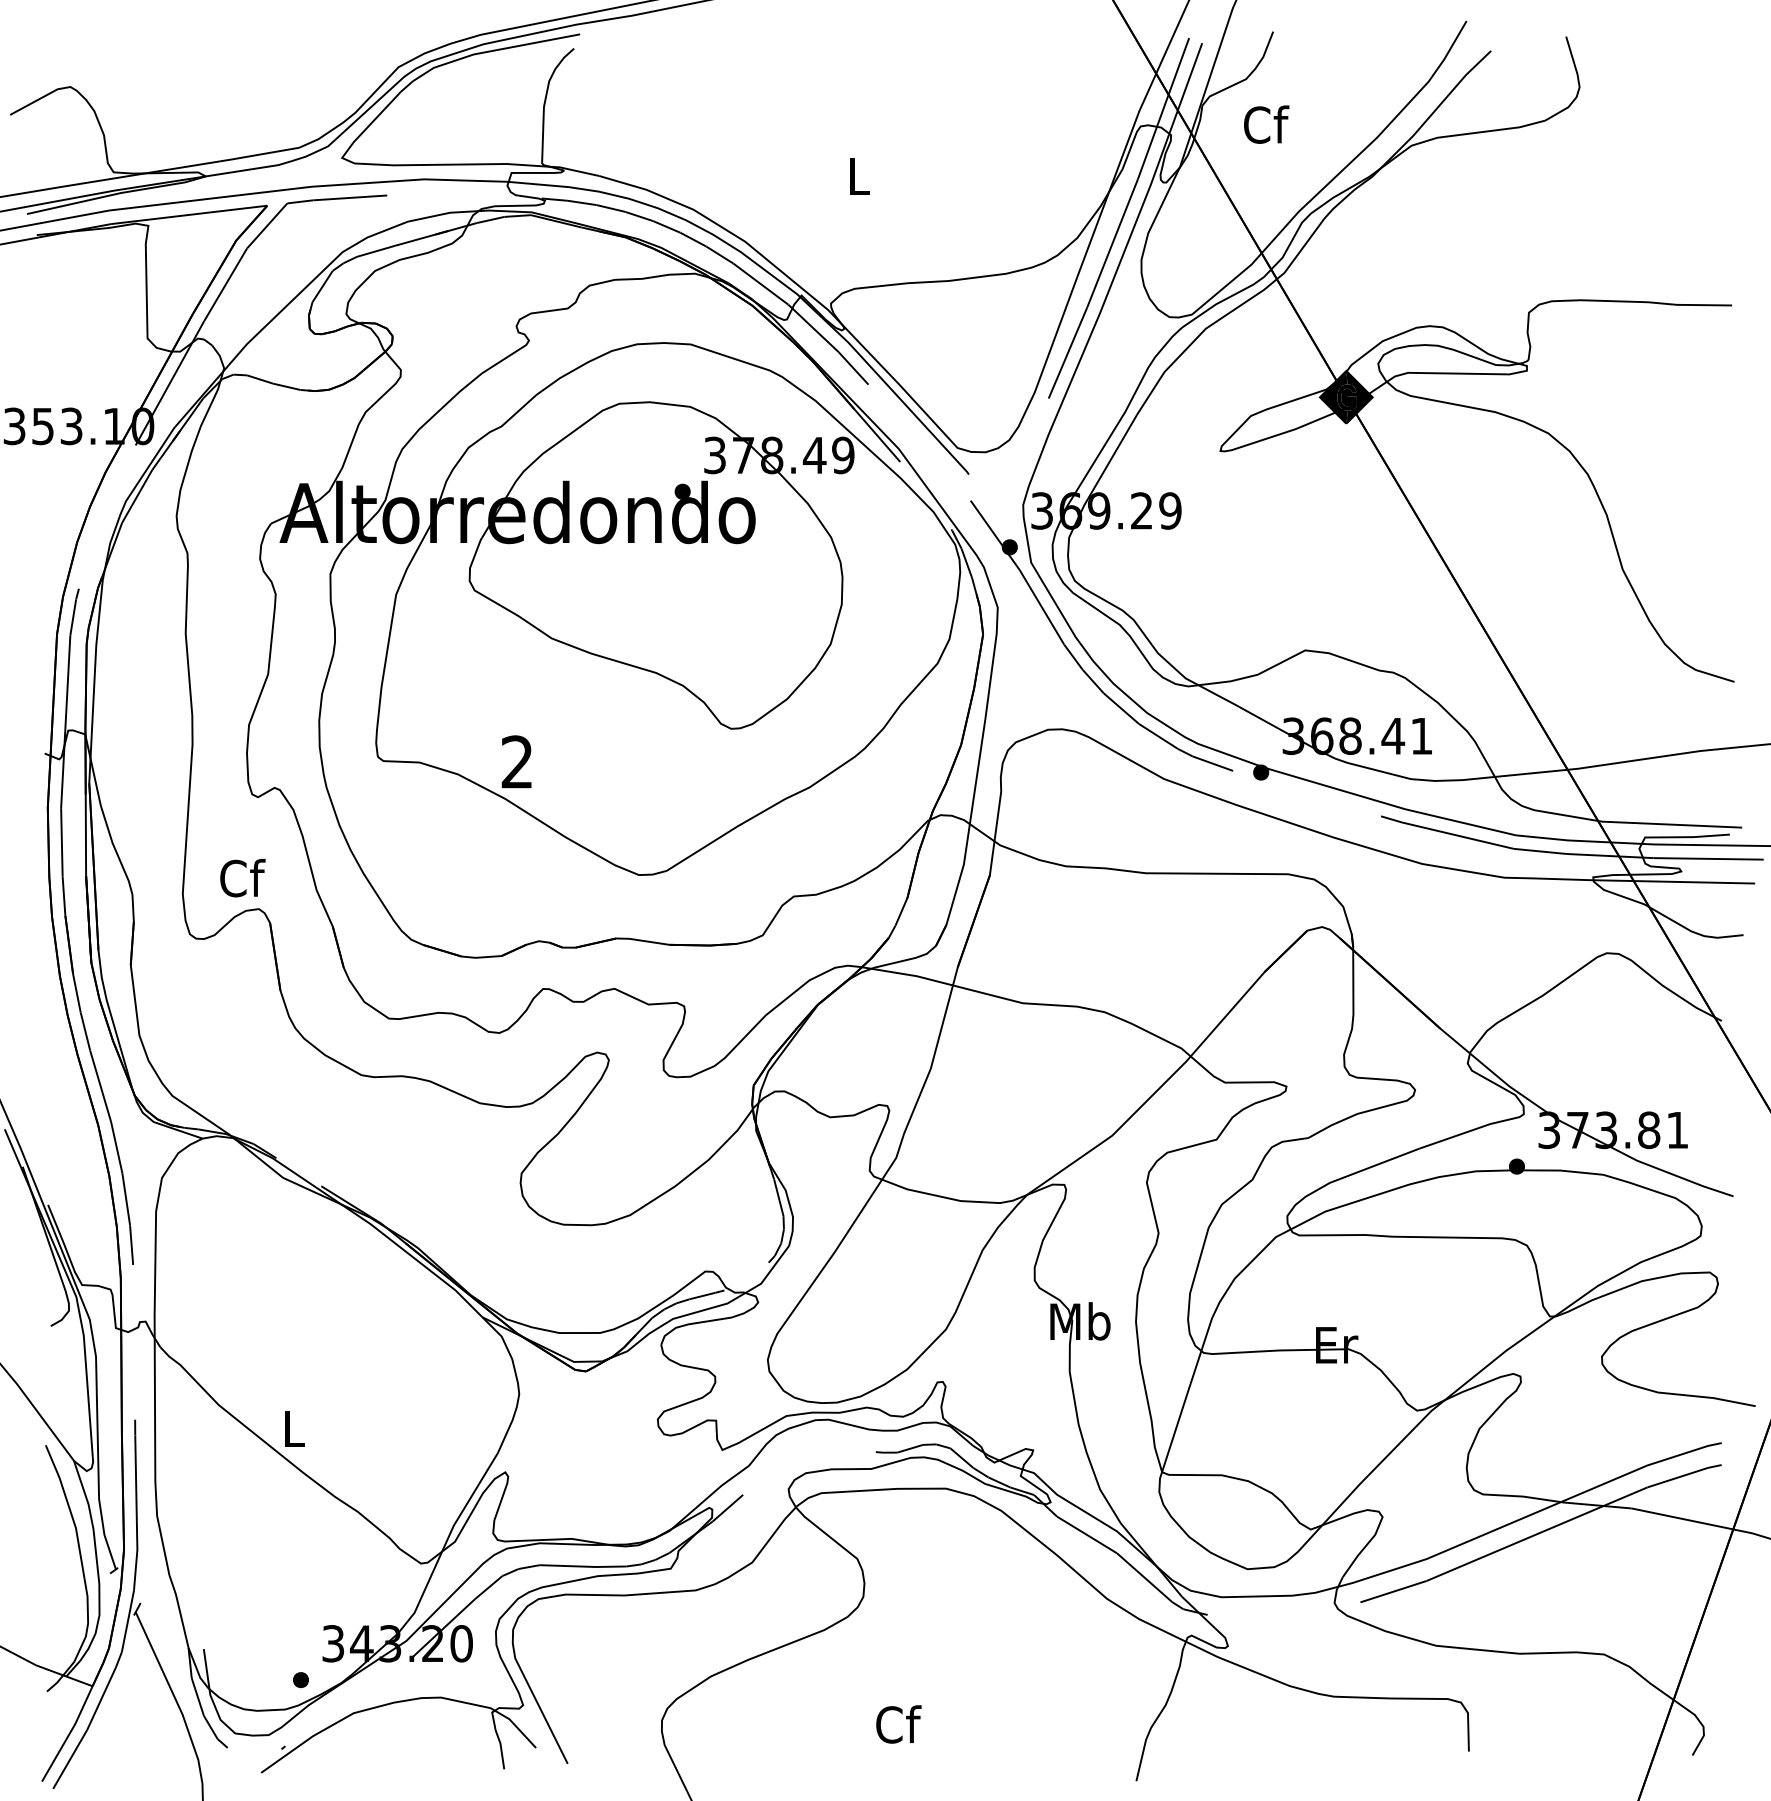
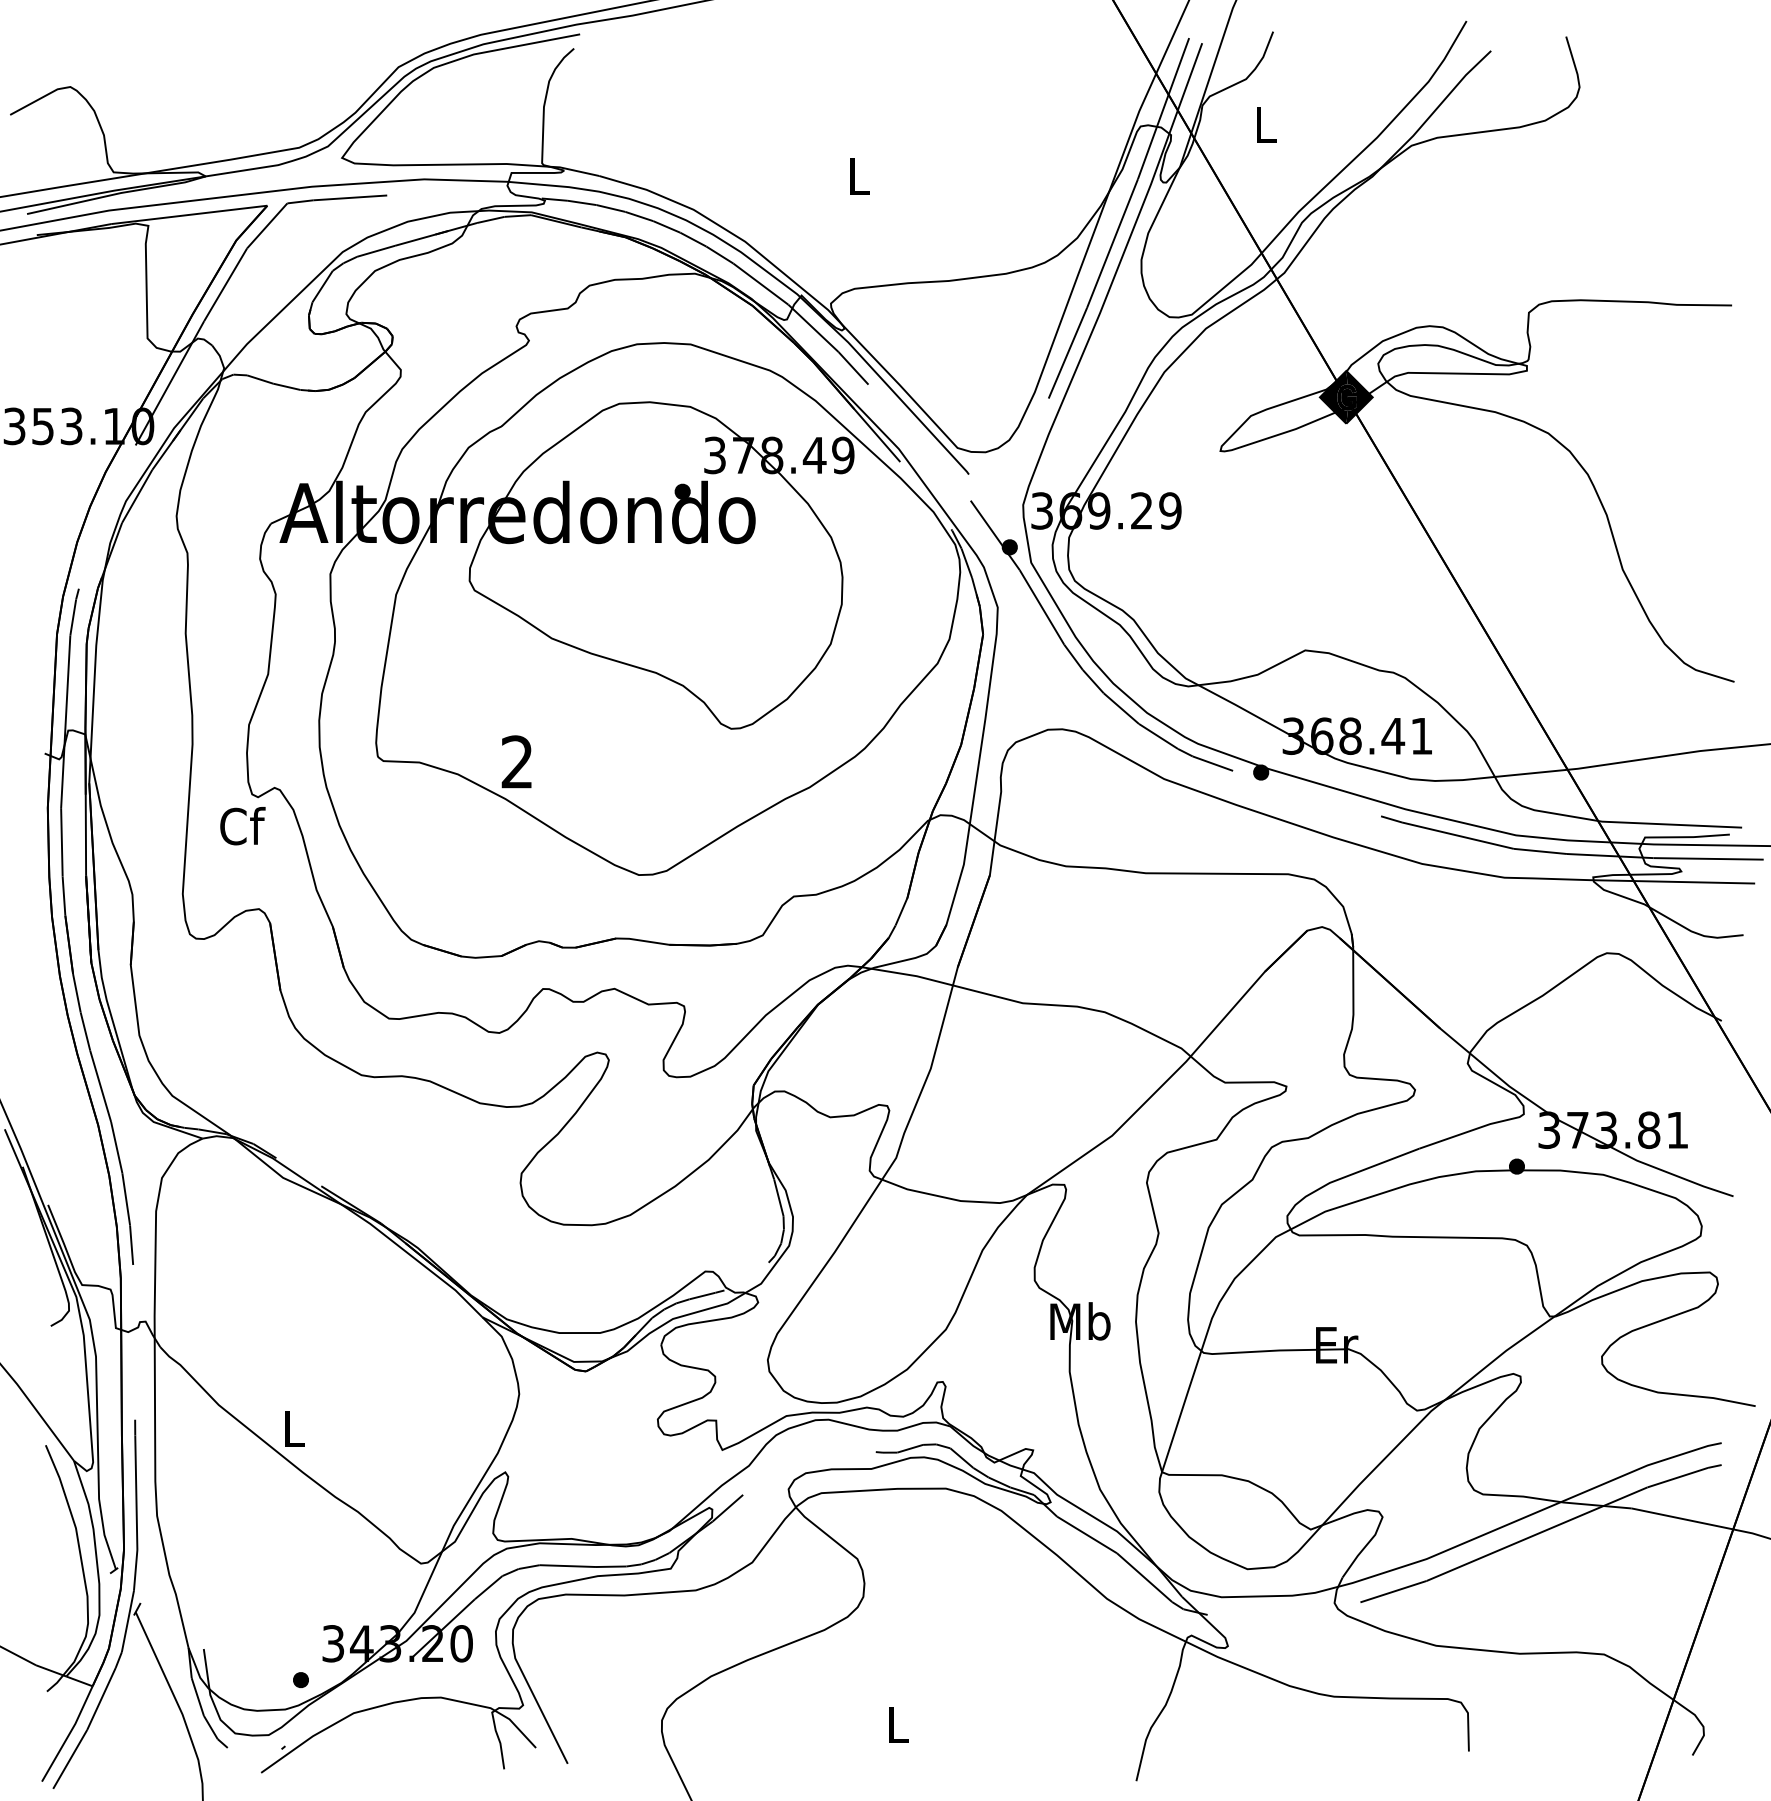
text: Cf -> L (1266, 124)
text position: (242, 878) -> (242, 826) (242, 826)
text: Cf -> L (898, 1724)
